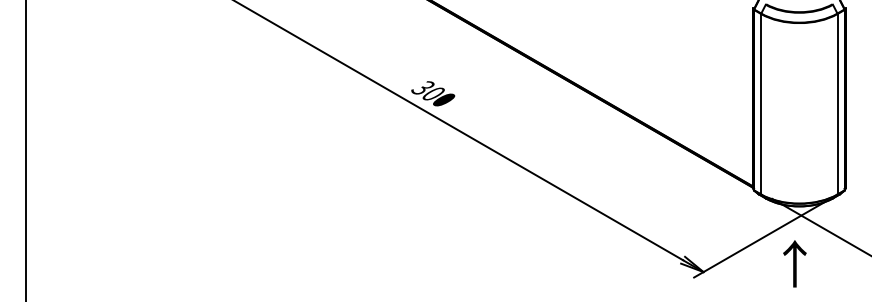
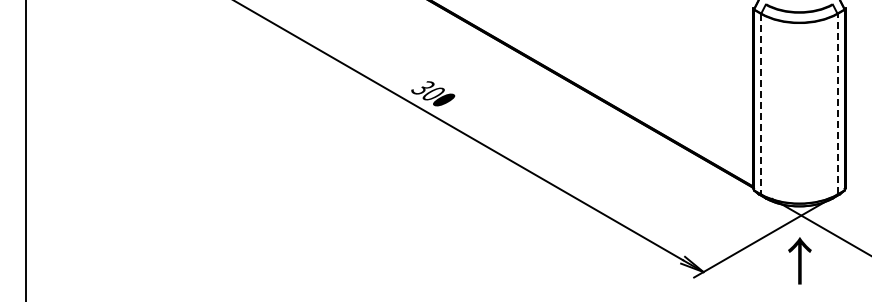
line: solid -> dashed (837, 103)
line: solid -> dashed (761, 104)
text position: (794, 263) -> (799, 260) (799, 260)
